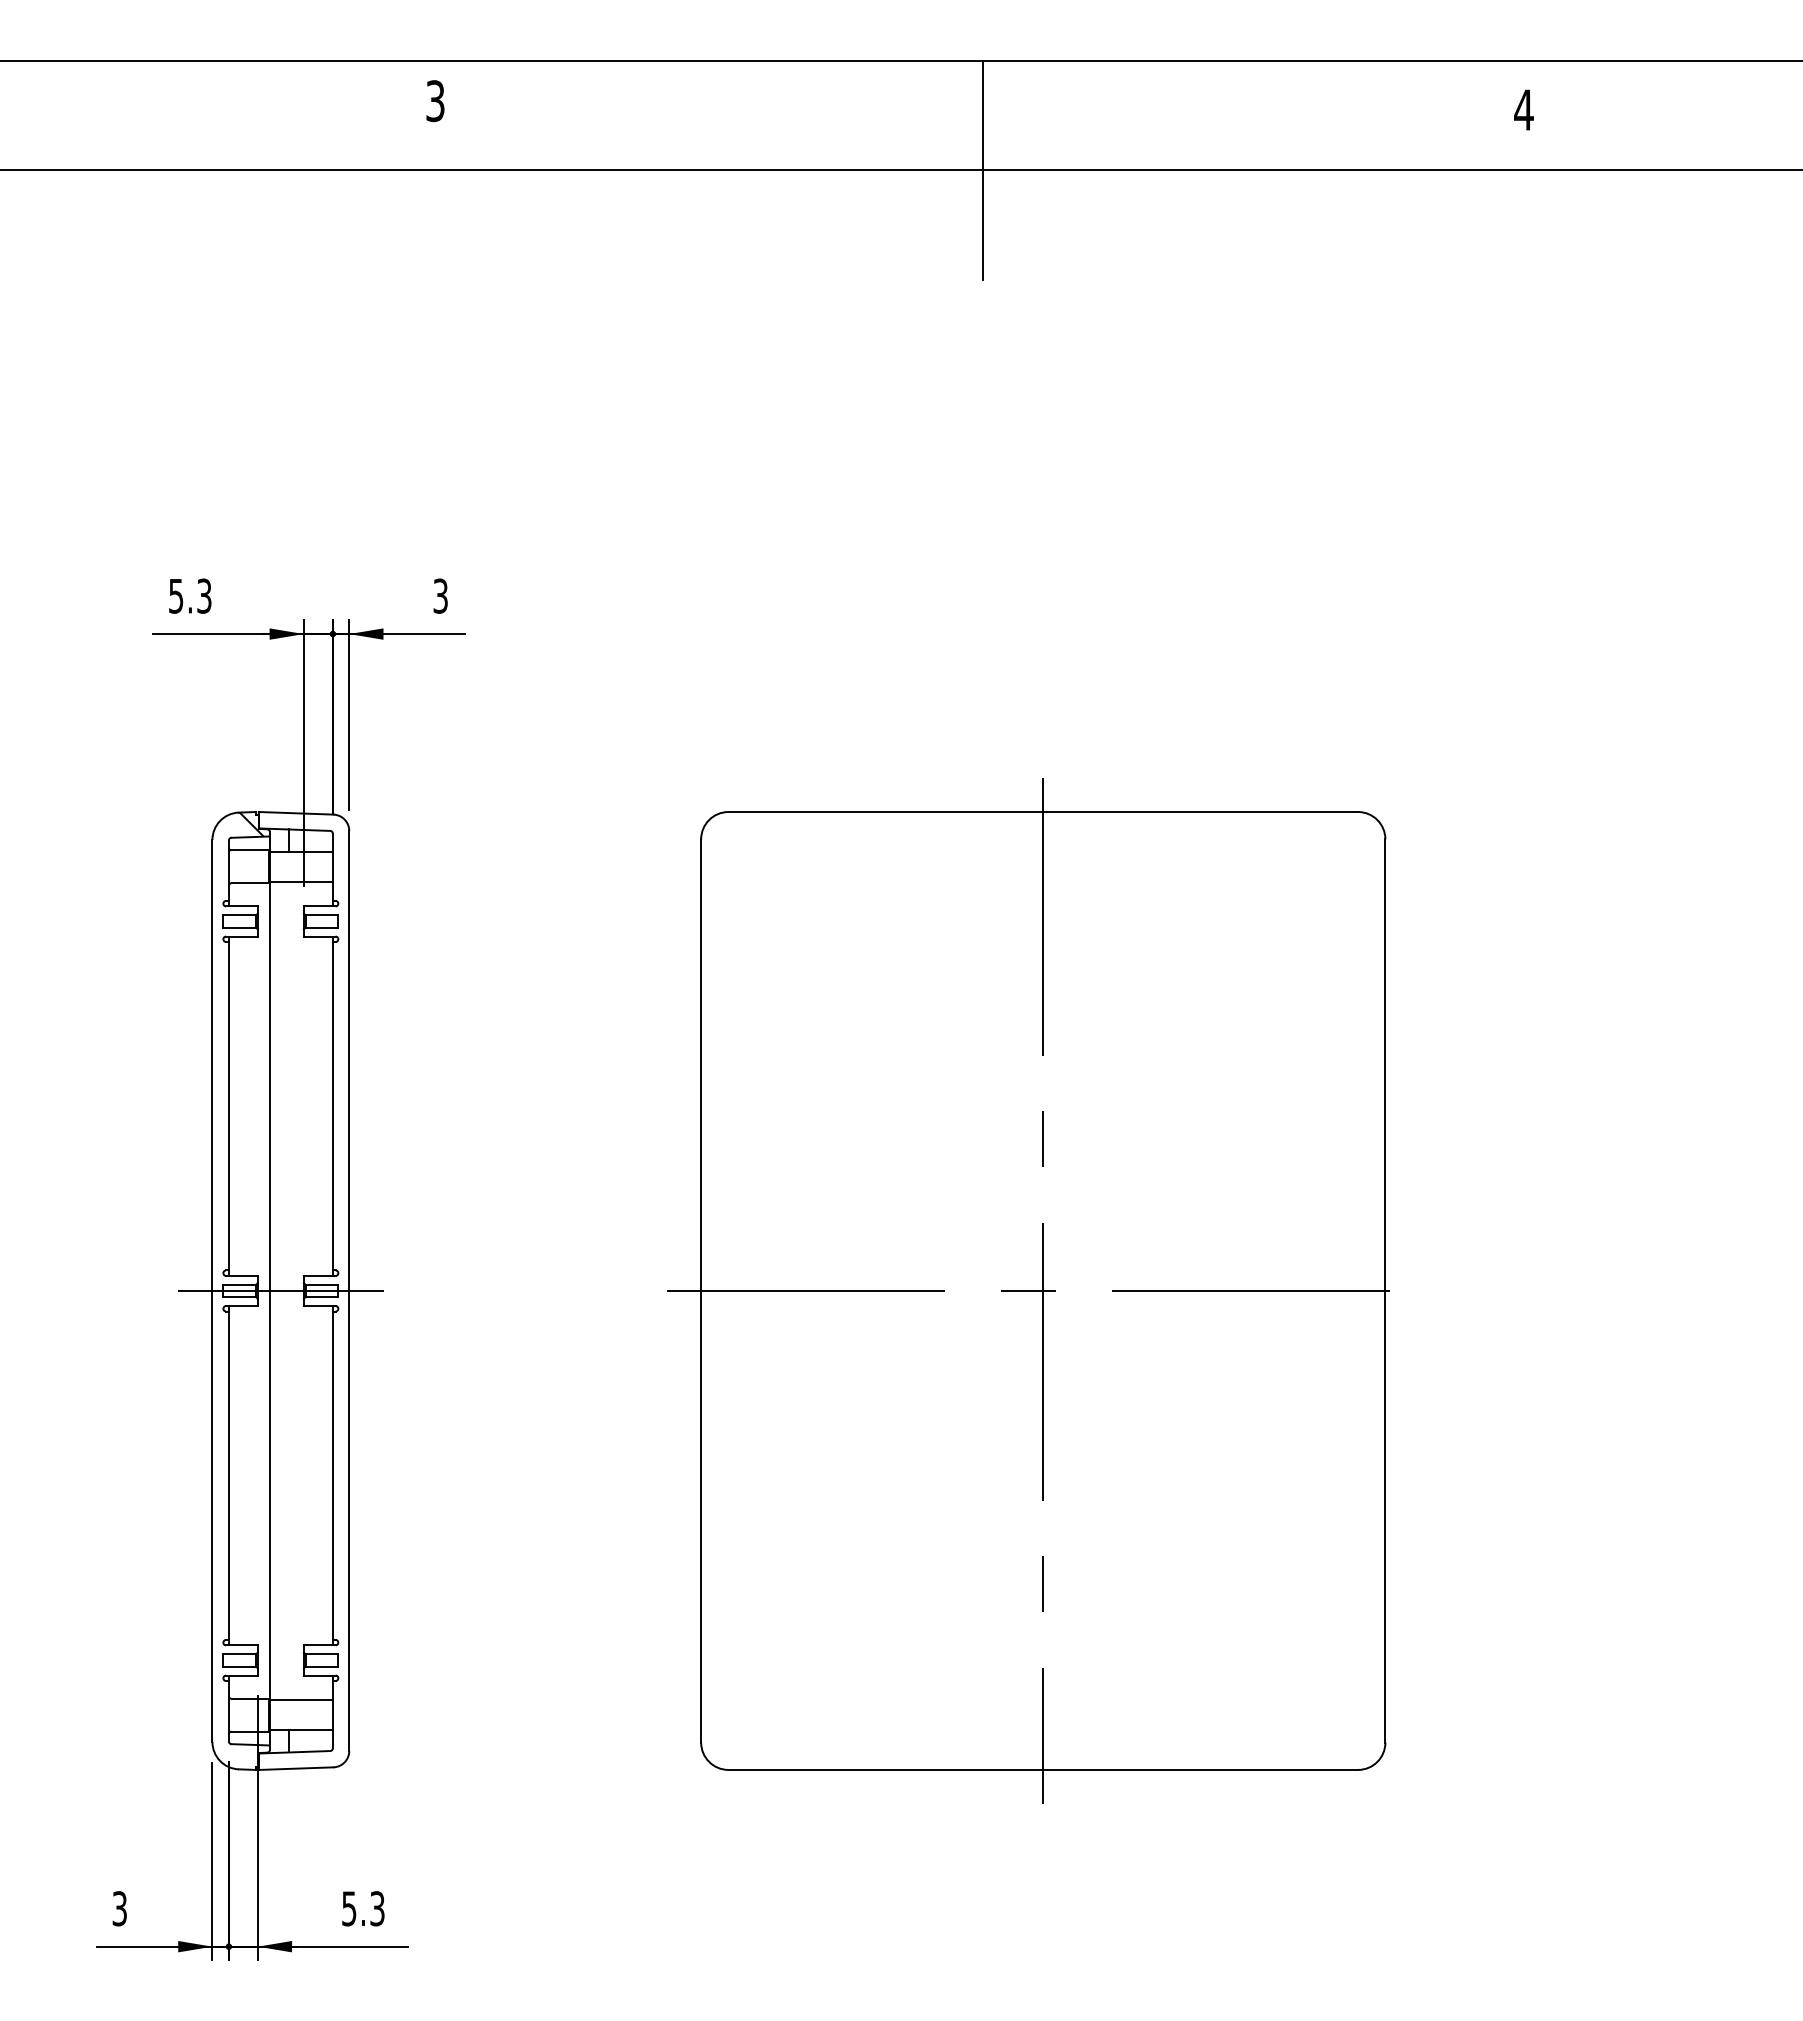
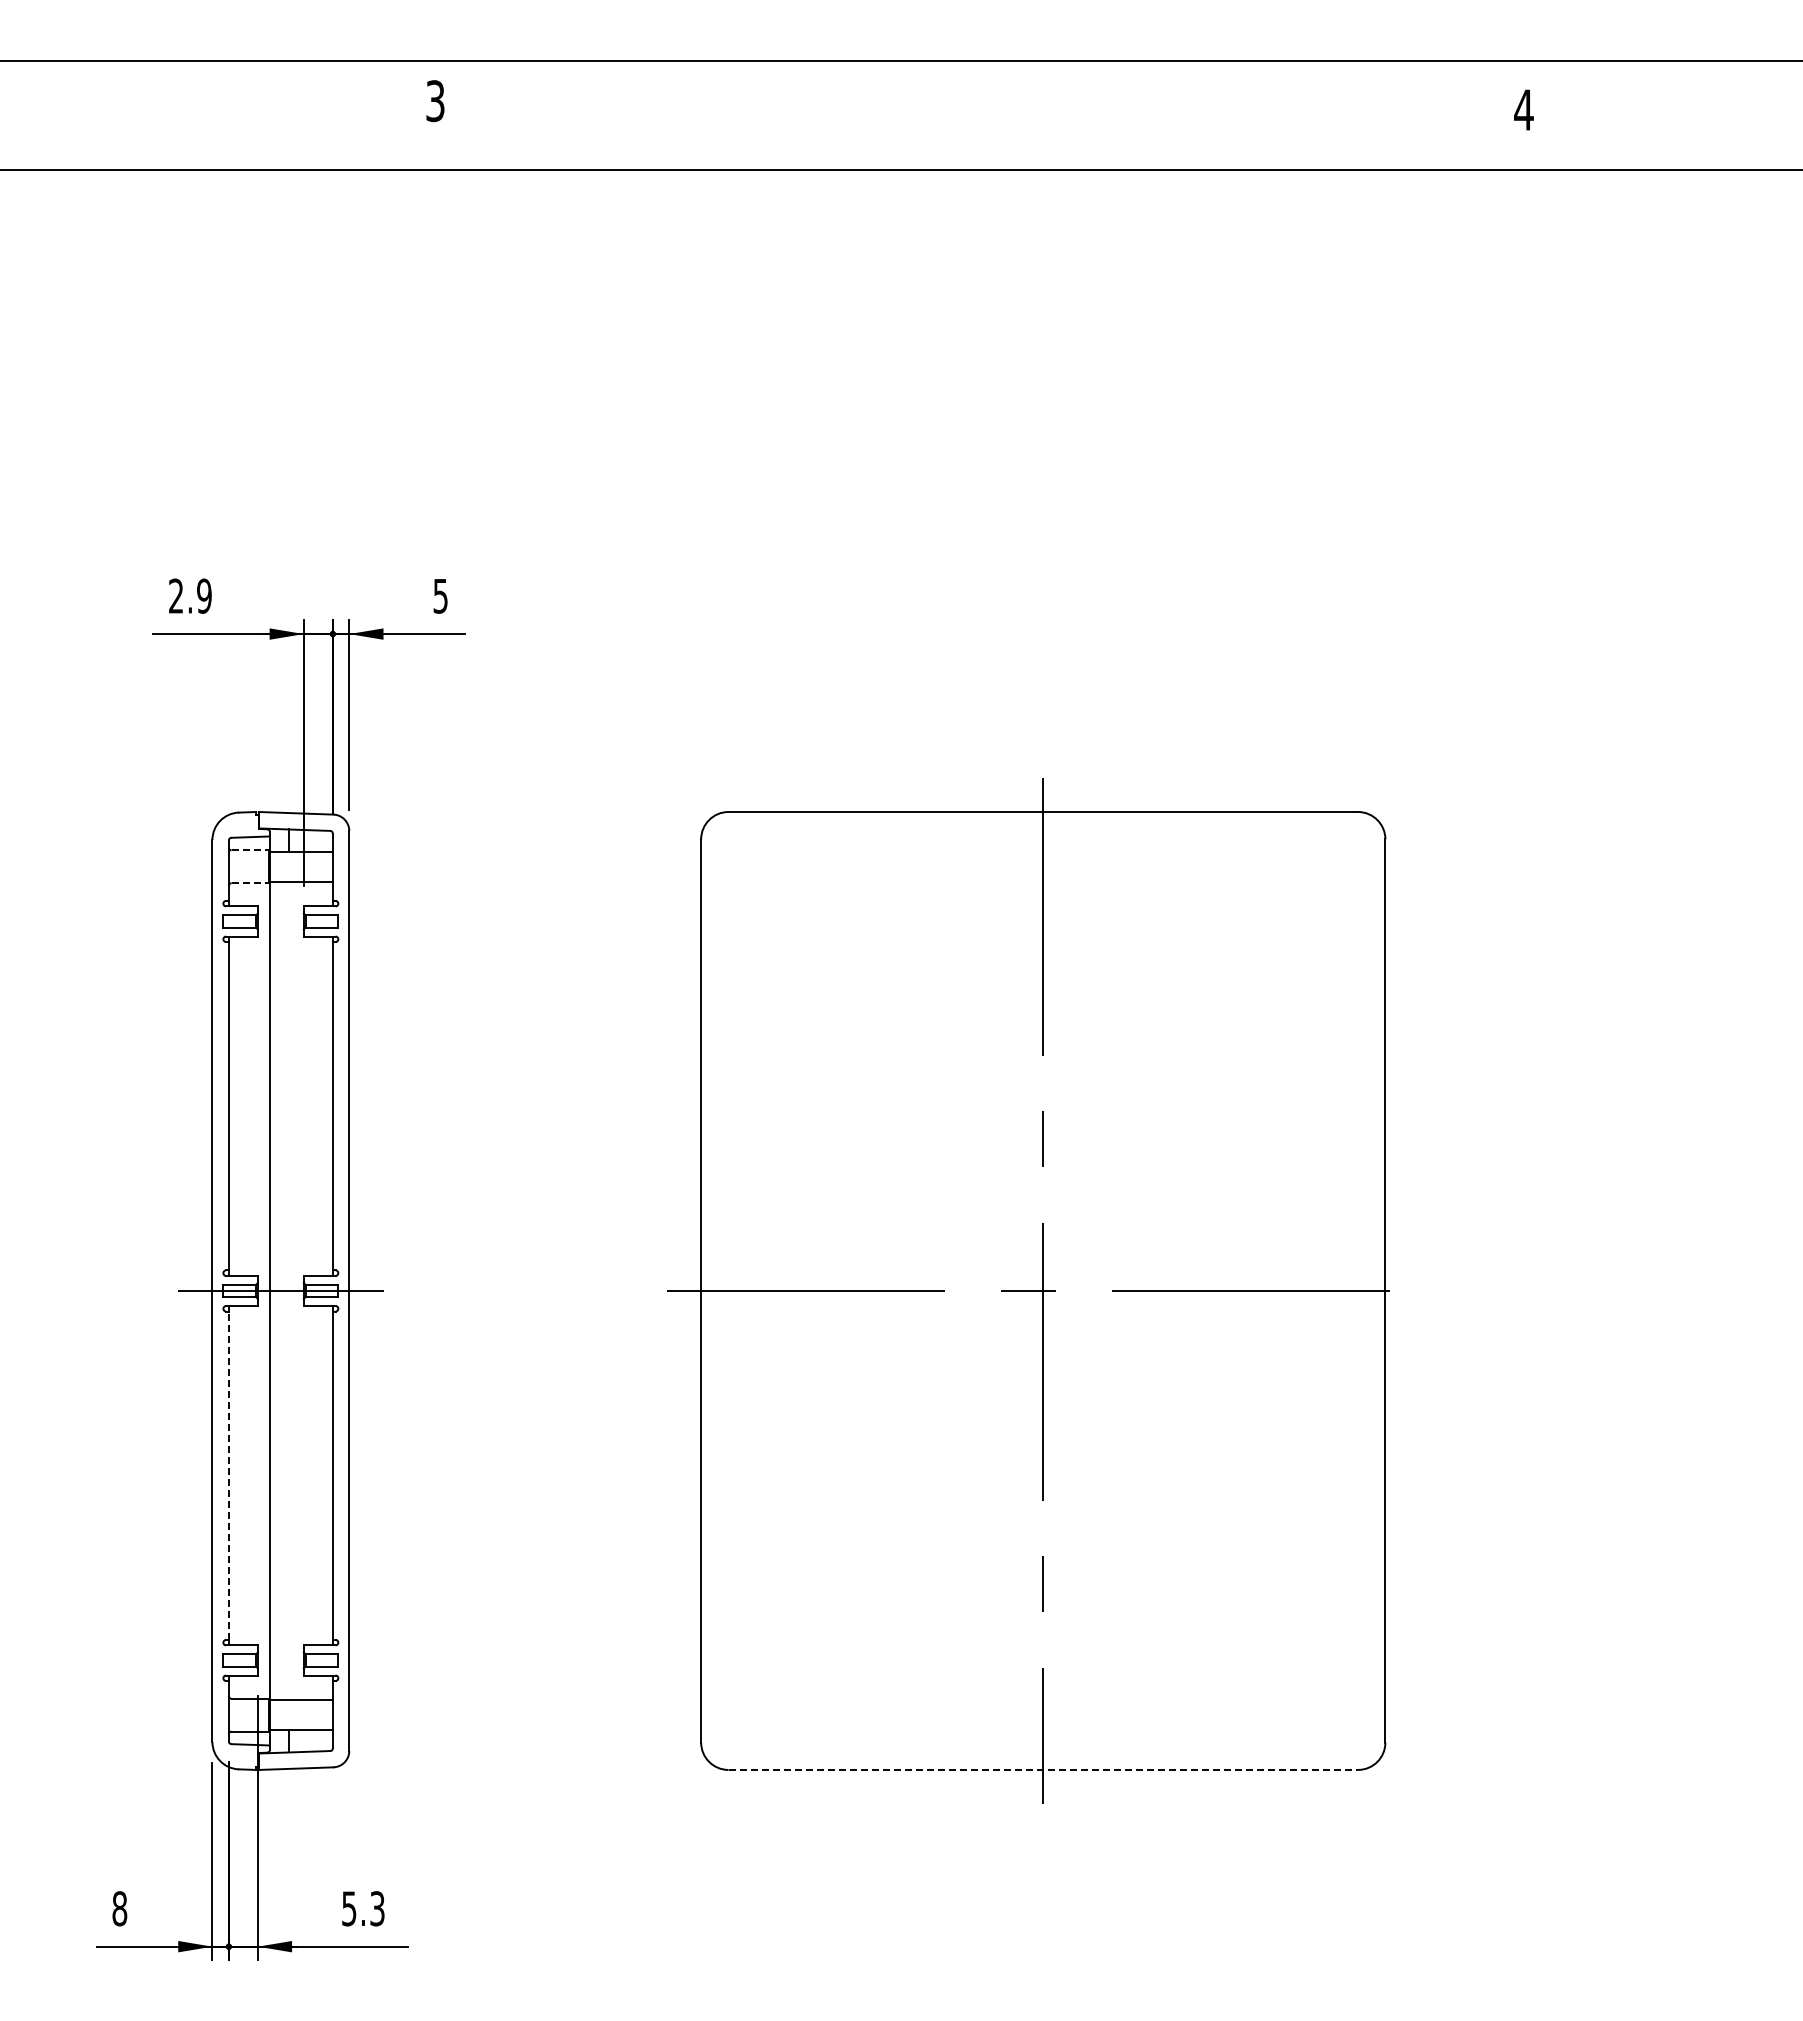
line: present -> none (983, 169)
text: 5.3 -> 2.9 (190, 595)
text: 3 -> 5 (440, 595)
hatch: present -> none (251, 824)
line: solid -> dashed (250, 850)
line: solid -> dashed (250, 883)
line: solid -> dashed (228, 1475)
line: solid -> dashed (1043, 1769)
text: 3 -> 8 (119, 1908)
